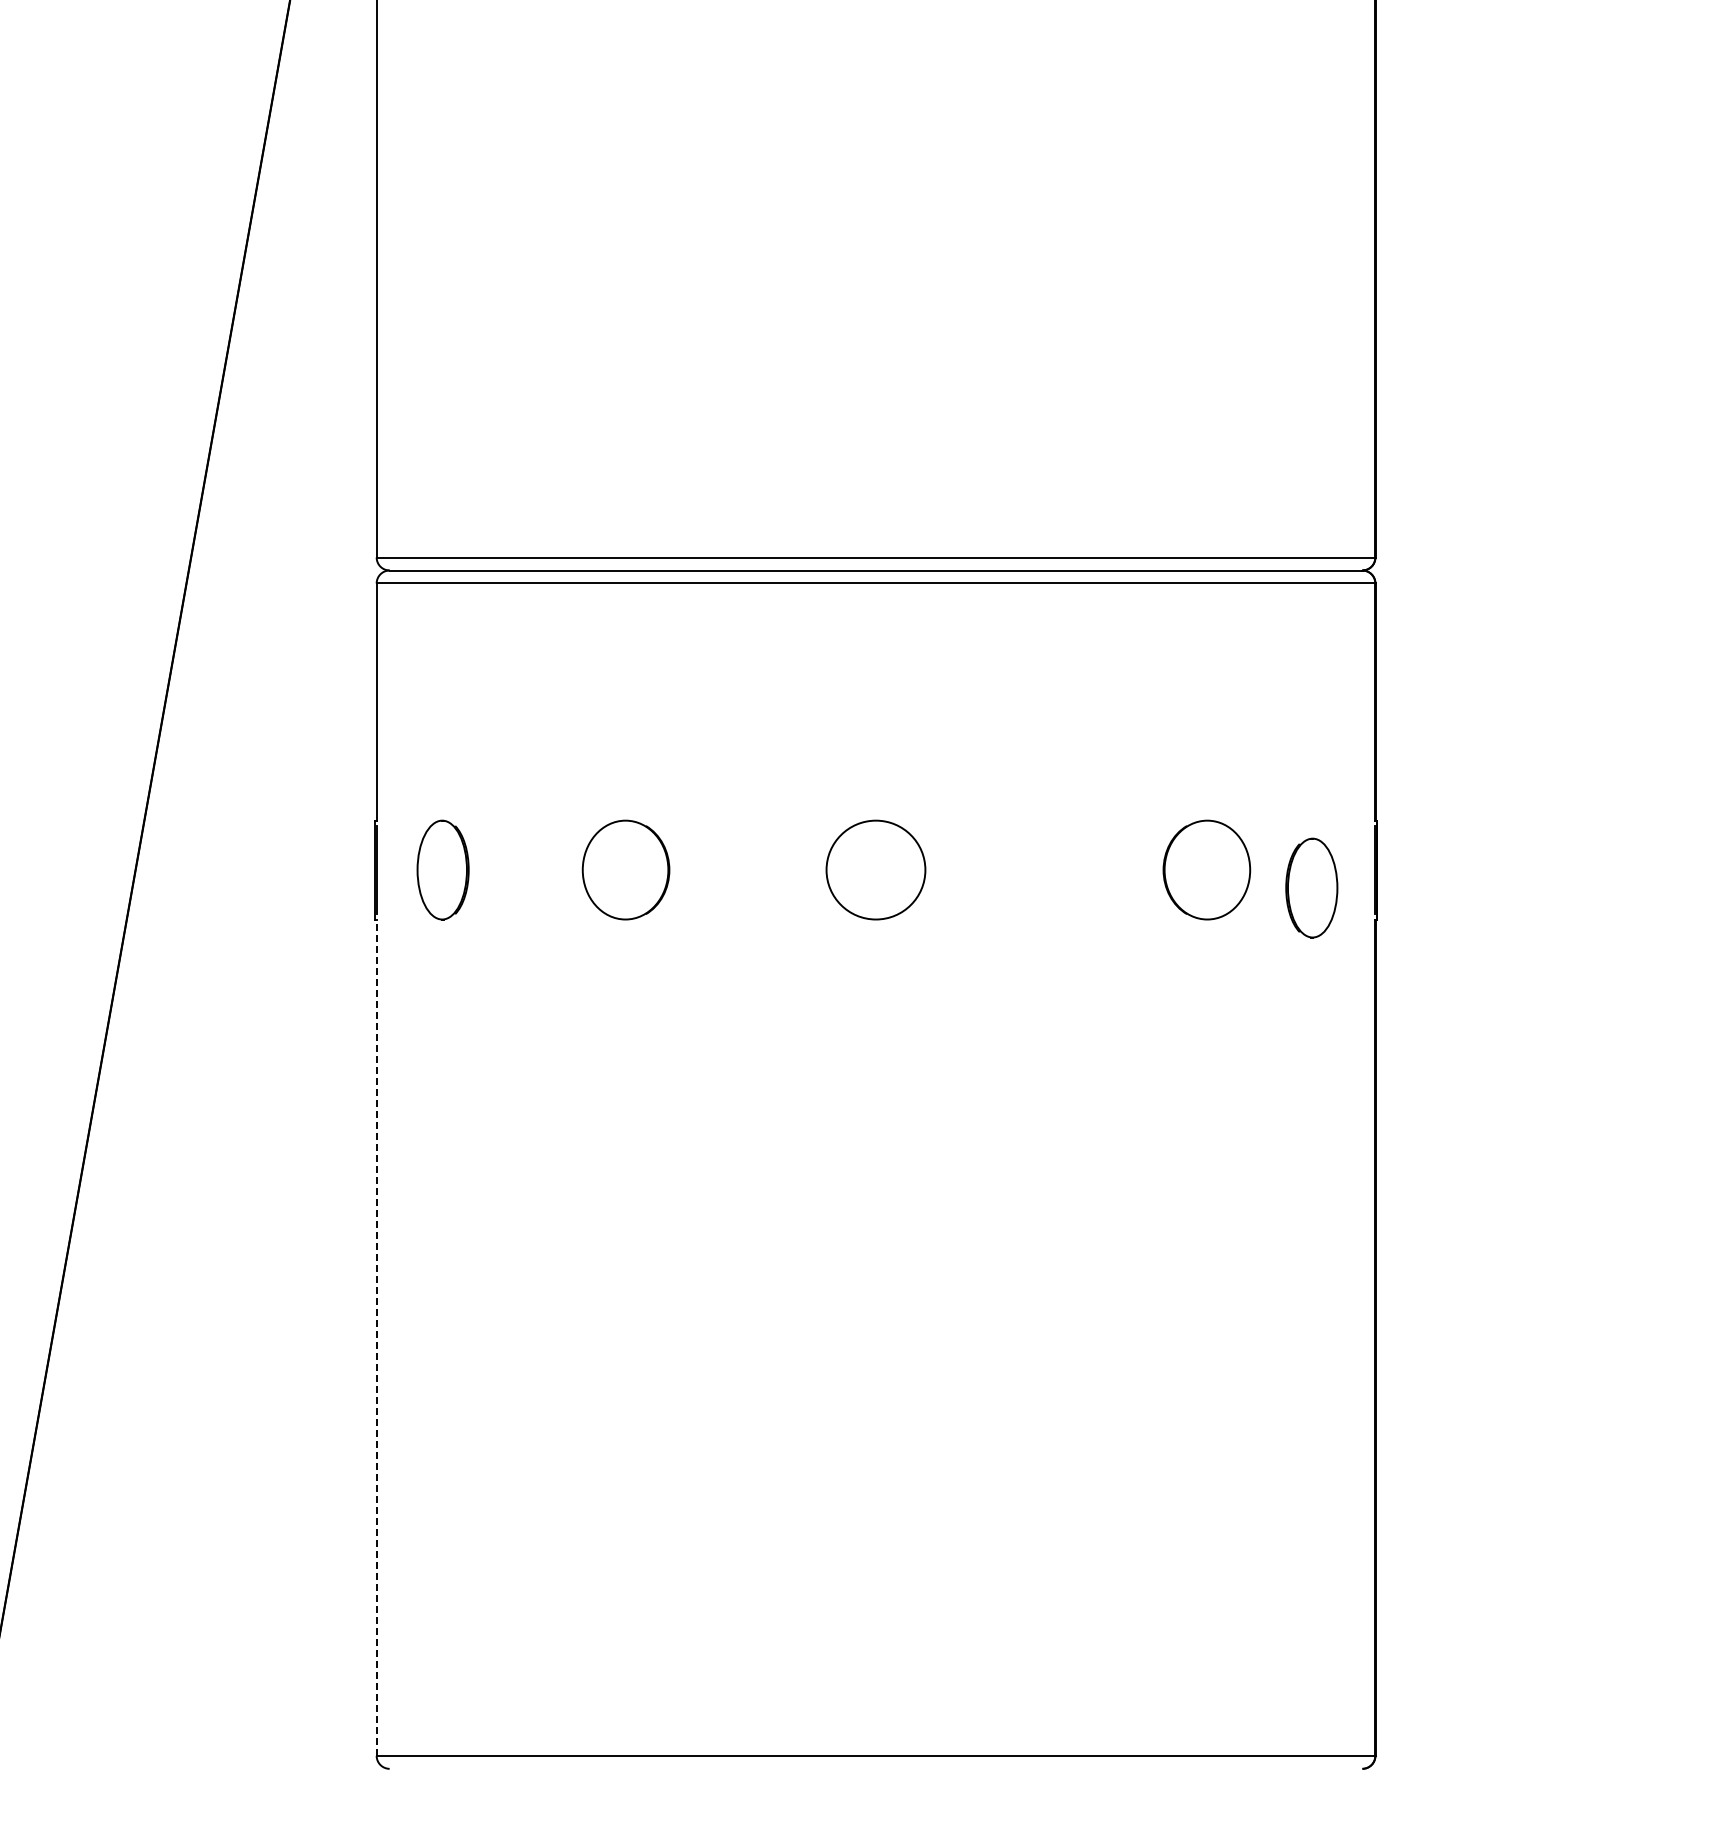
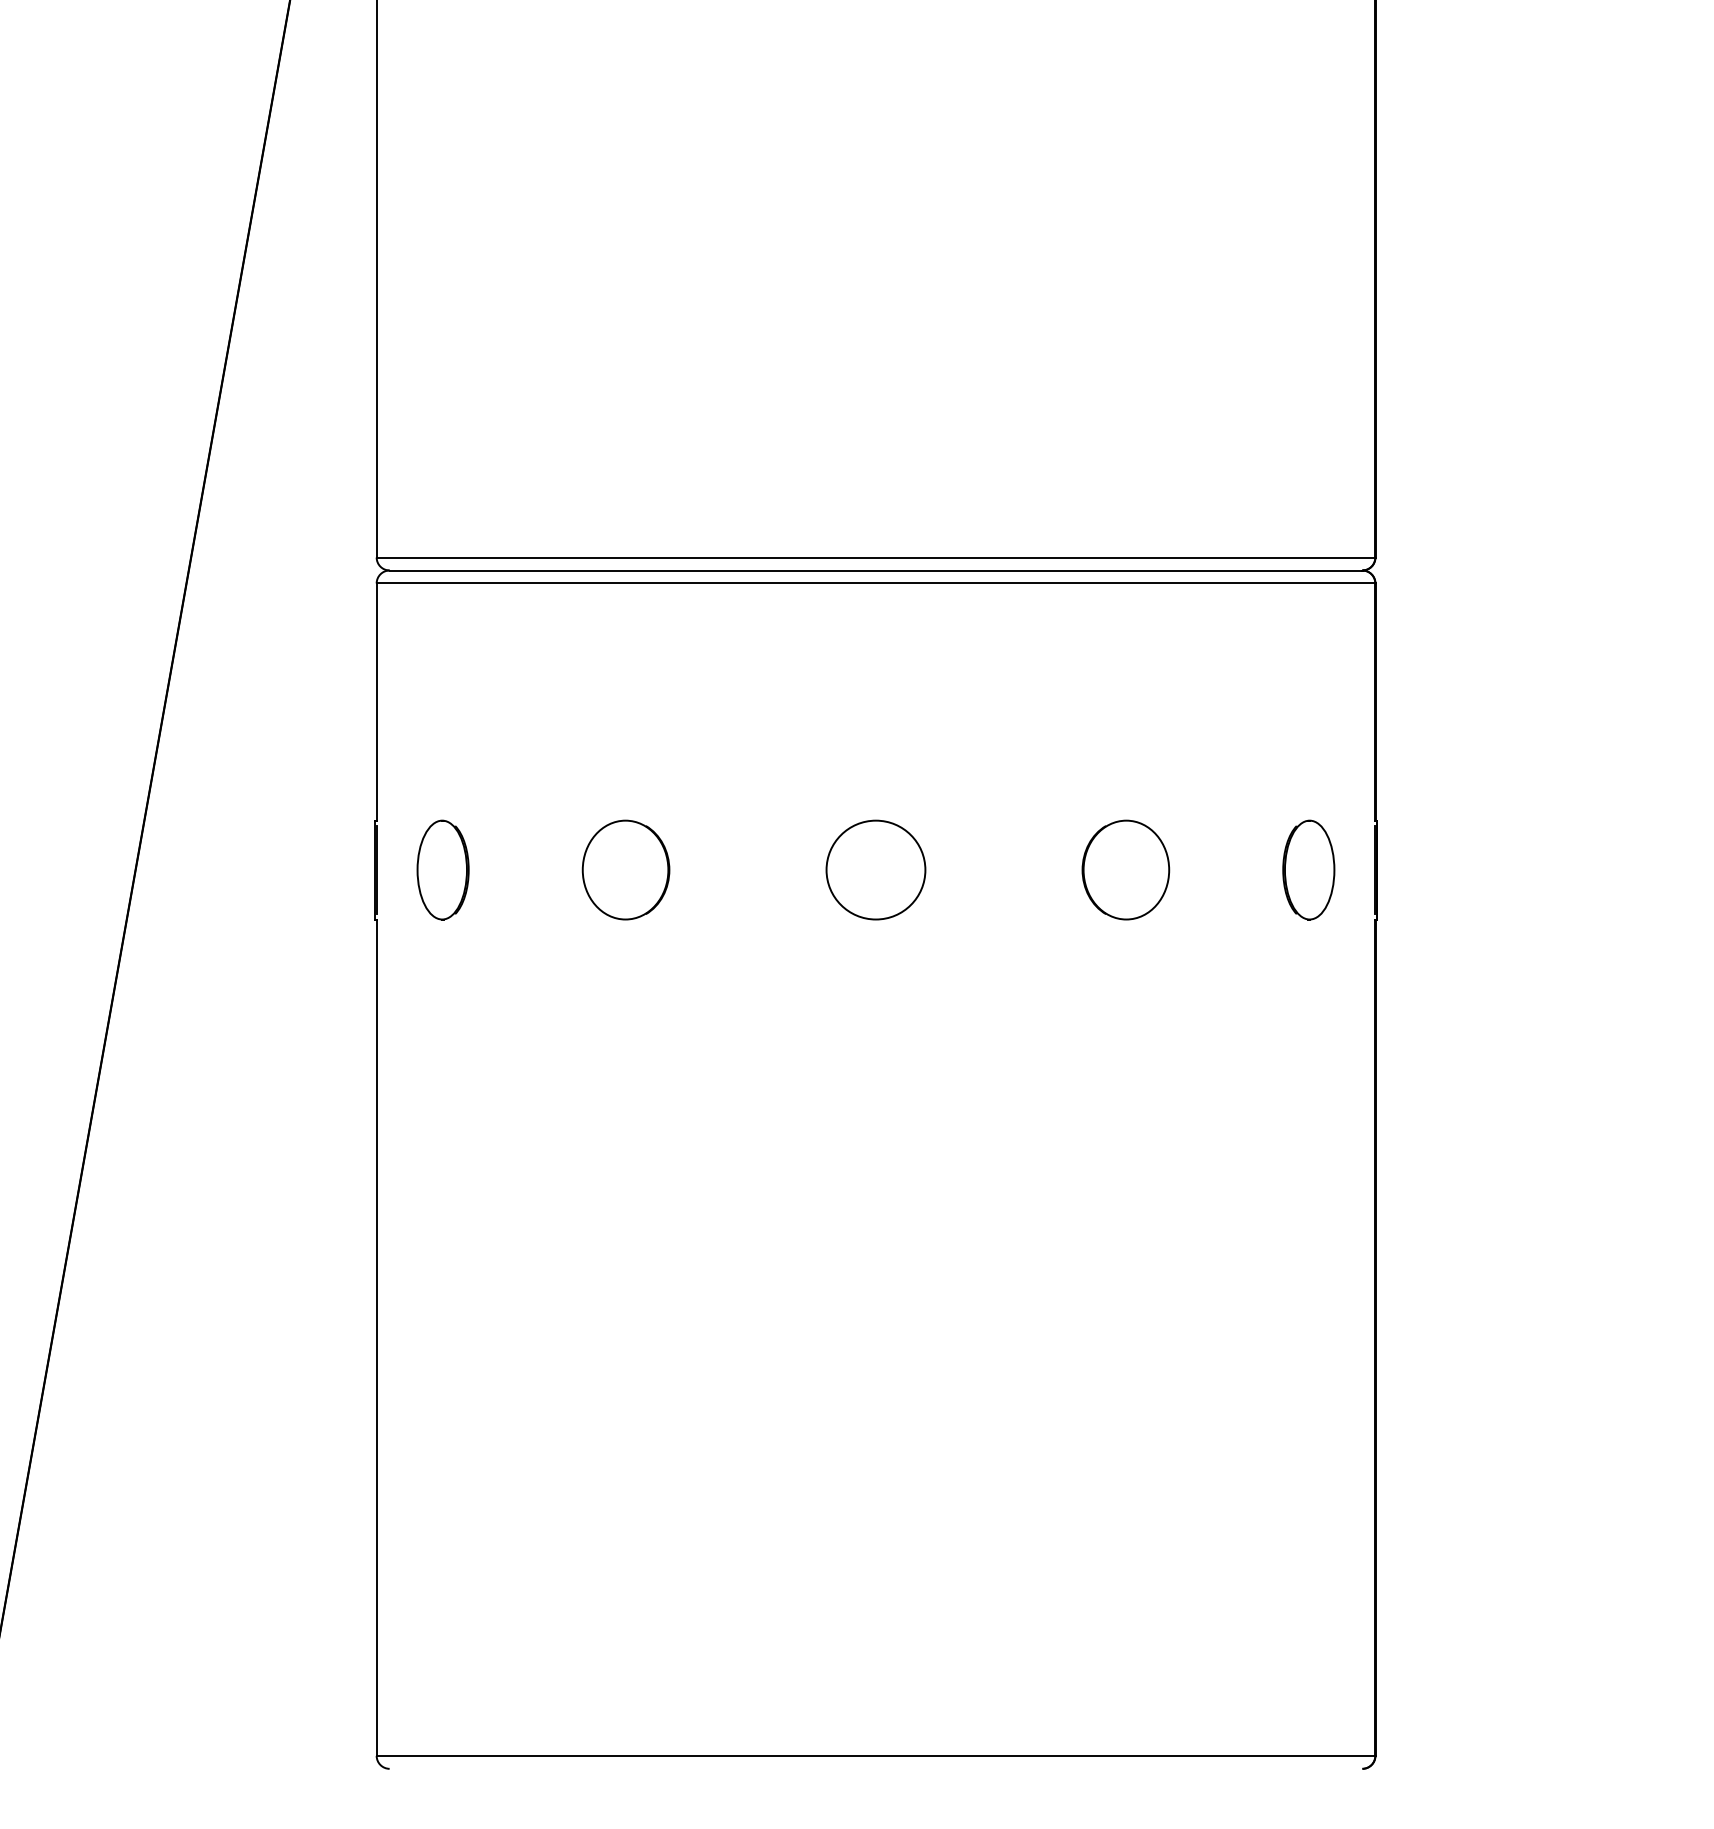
part position: (1206, 869) -> (1125, 869) (1125, 869)
part position: (1311, 887) -> (1308, 869) (1308, 869)
line: dashed -> solid (376, 1337)
